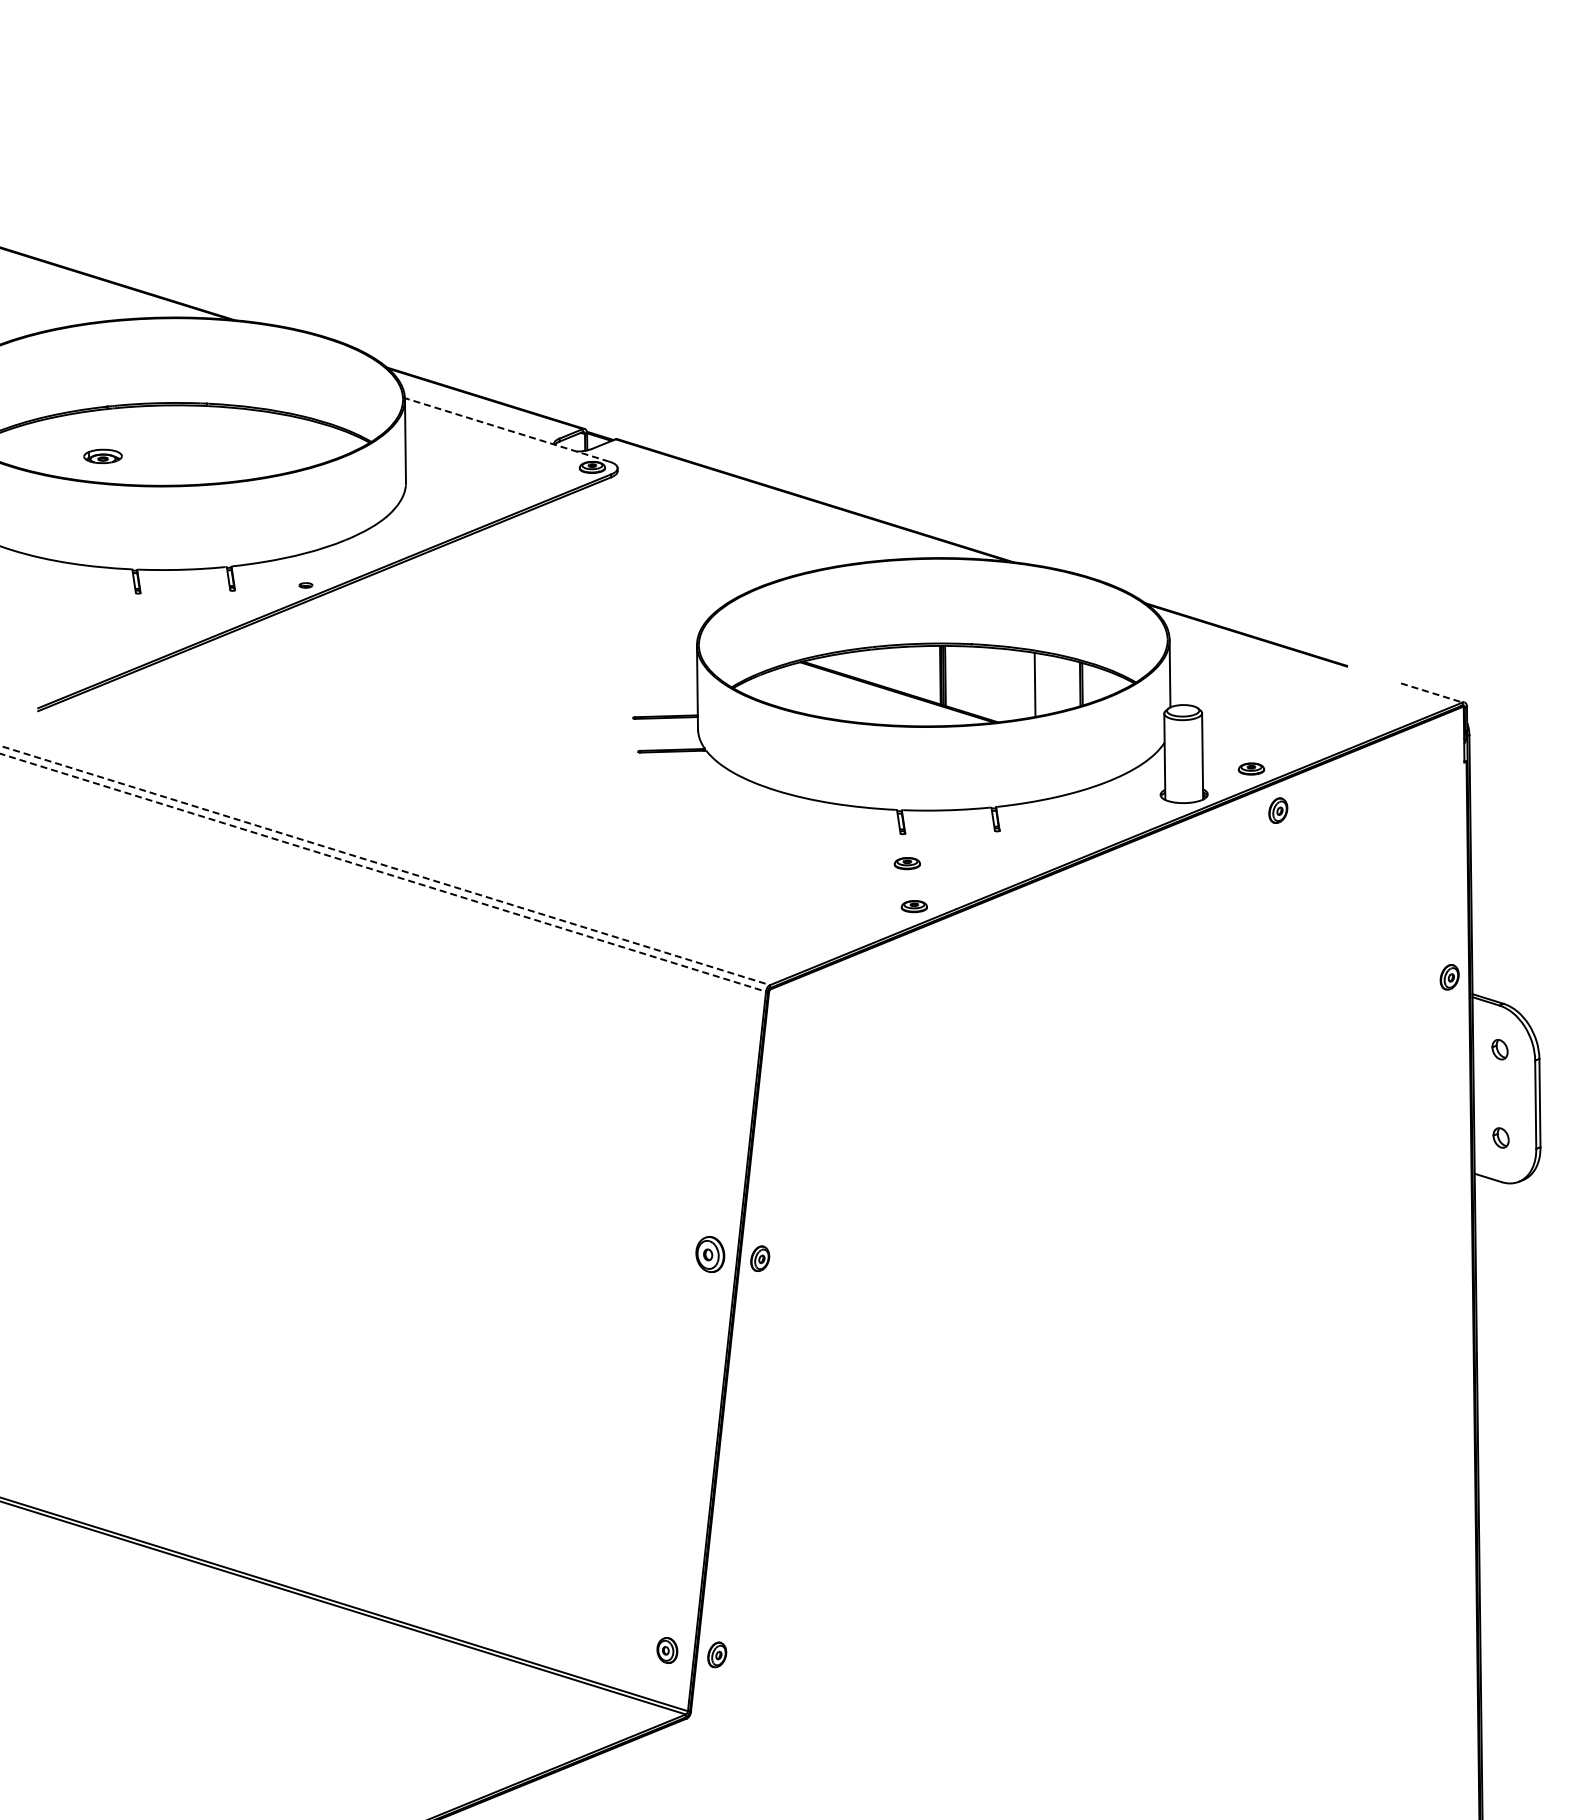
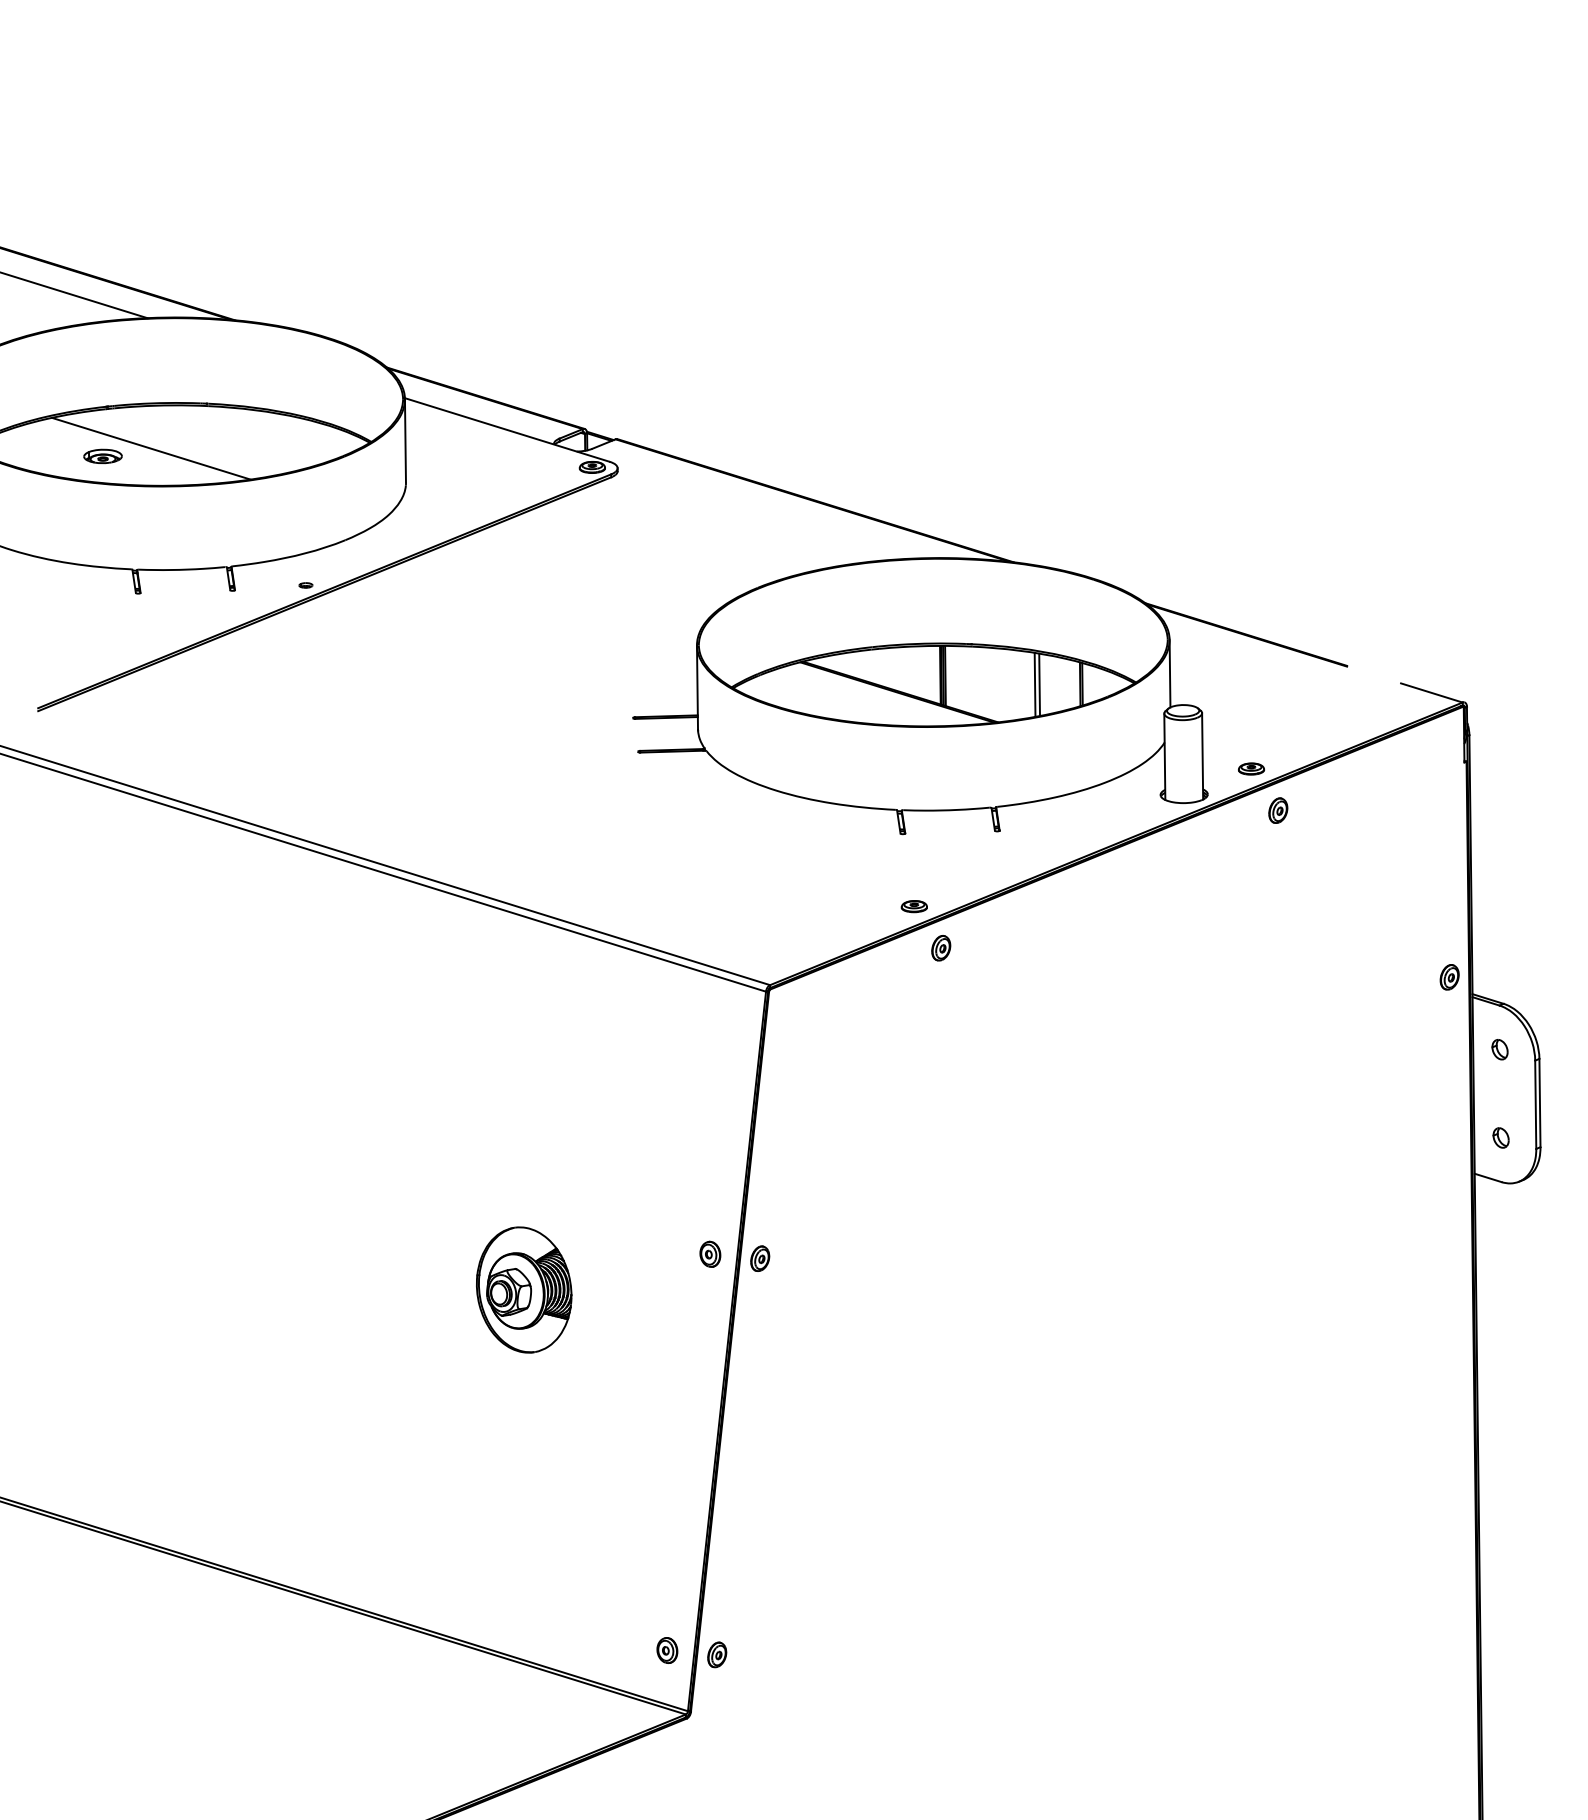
line: none -> present (74, 295)
line: dashed -> solid (506, 429)
line: none -> present (151, 448)
line: none -> present (1039, 684)
line: dashed -> solid (1432, 693)
part: present -> none (906, 863)
line: dashed -> solid (385, 865)
line: dashed -> solid (383, 872)
part: none -> present (941, 948)
part size: 31x37 px -> 23x28 px (710, 1253)
part: none -> present (524, 1289)
